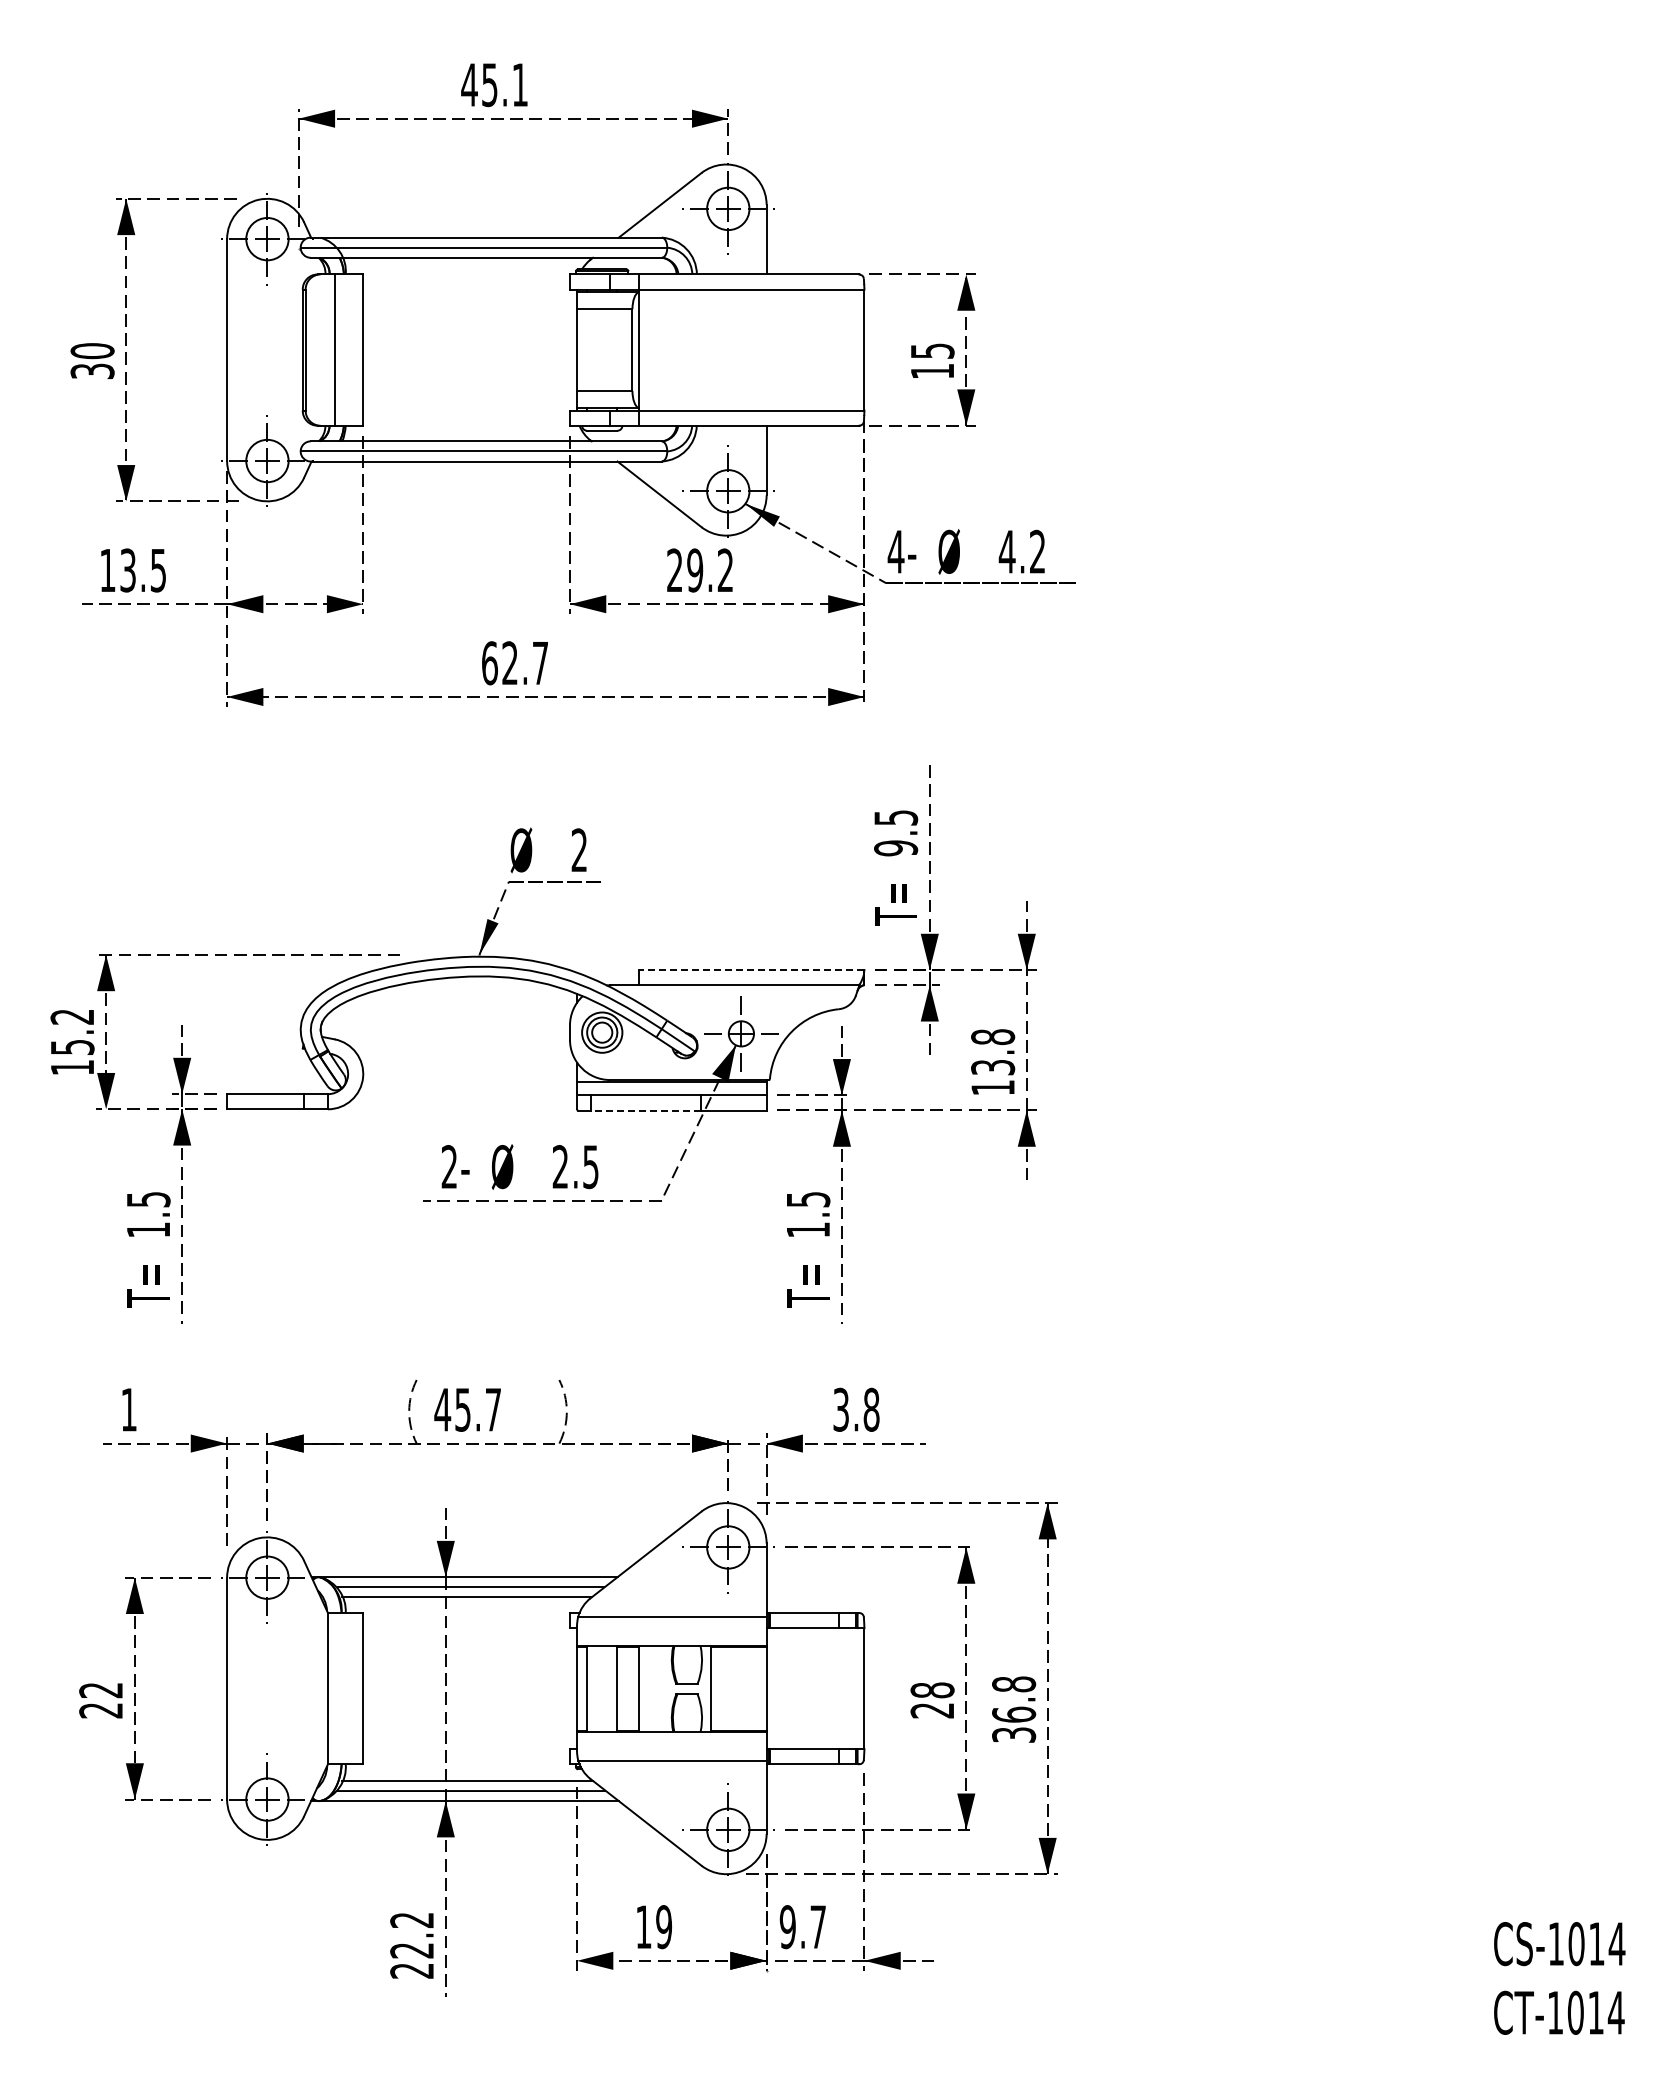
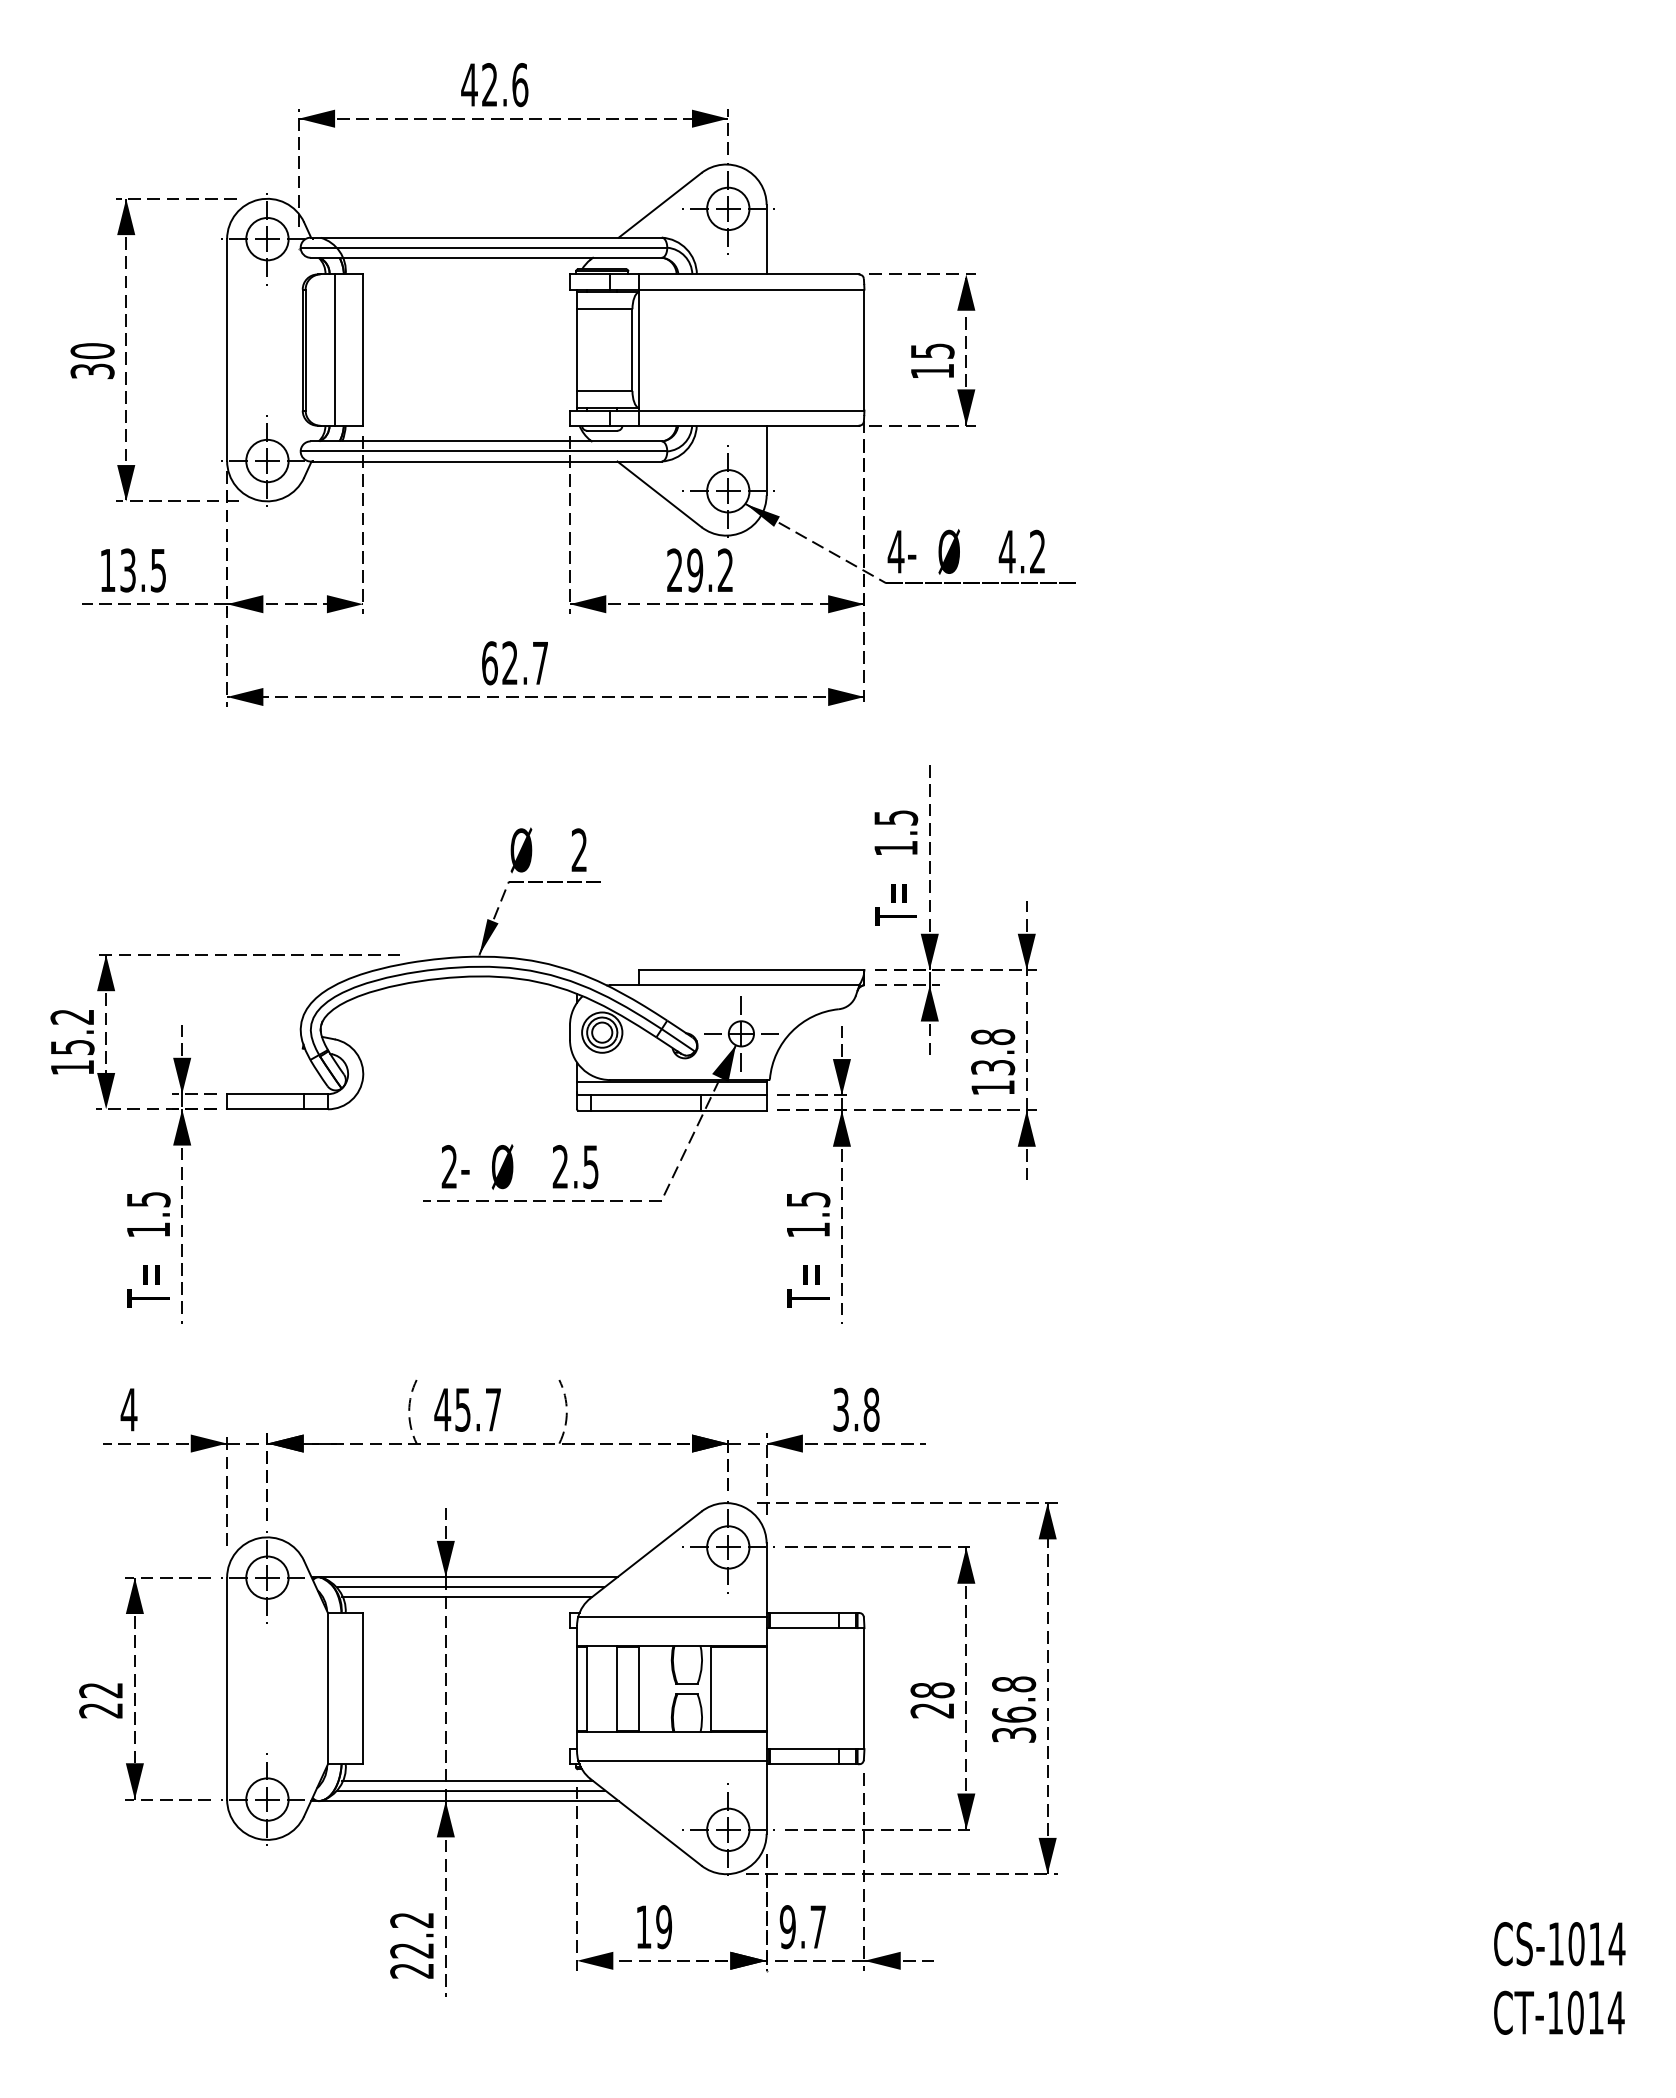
text: 45.1 -> 42.6 (505, 85)
text: 9.5 -> 1.5 (896, 848)
line: dashed -> solid (751, 970)
line: dashed -> solid (645, 1110)
text: 1 -> 4 (128, 1409)
